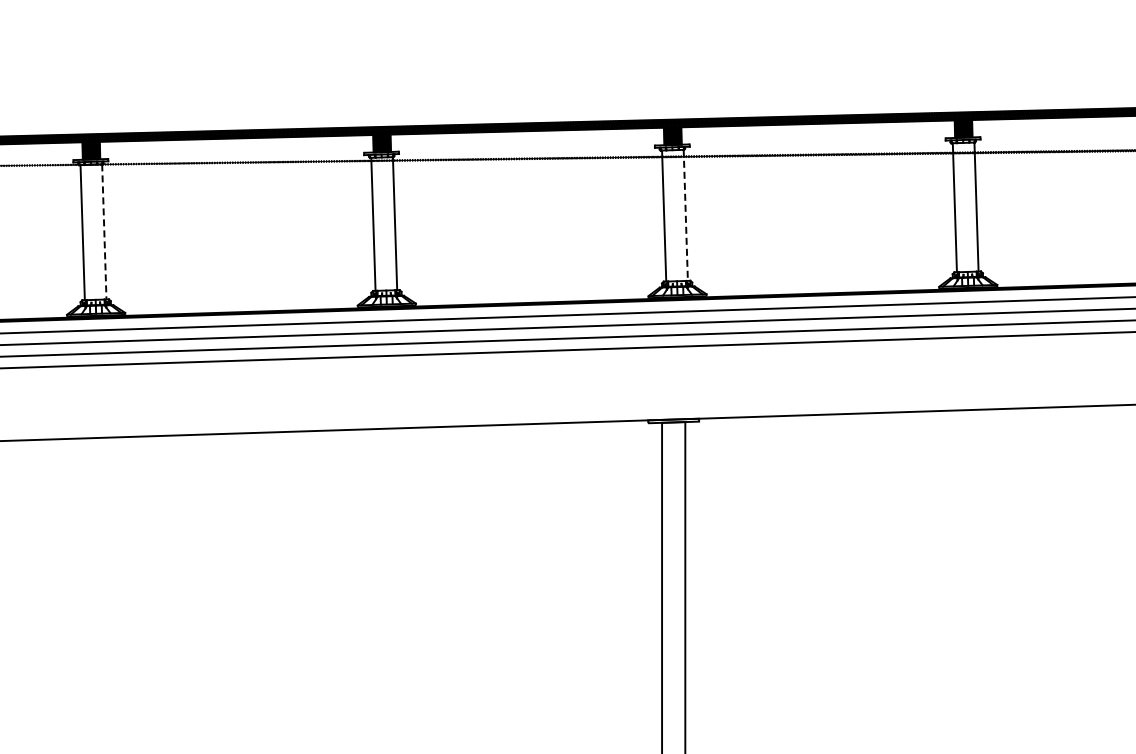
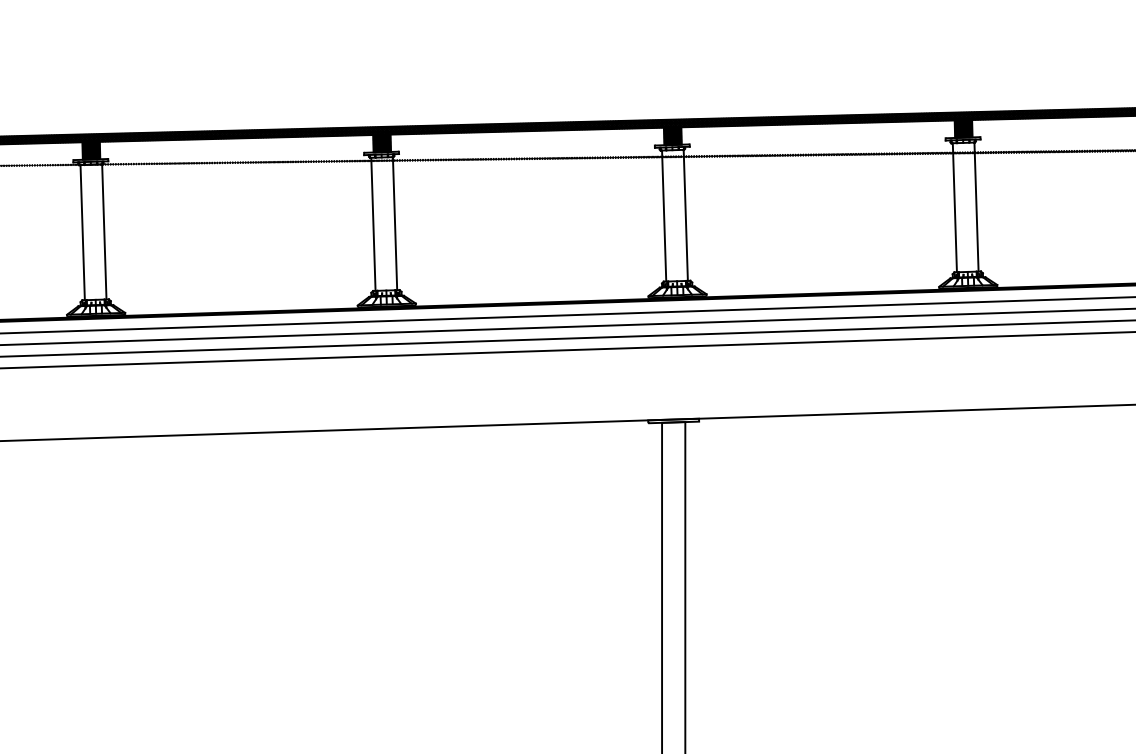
line: dashed -> solid (685, 215)
line: dashed -> solid (104, 231)
